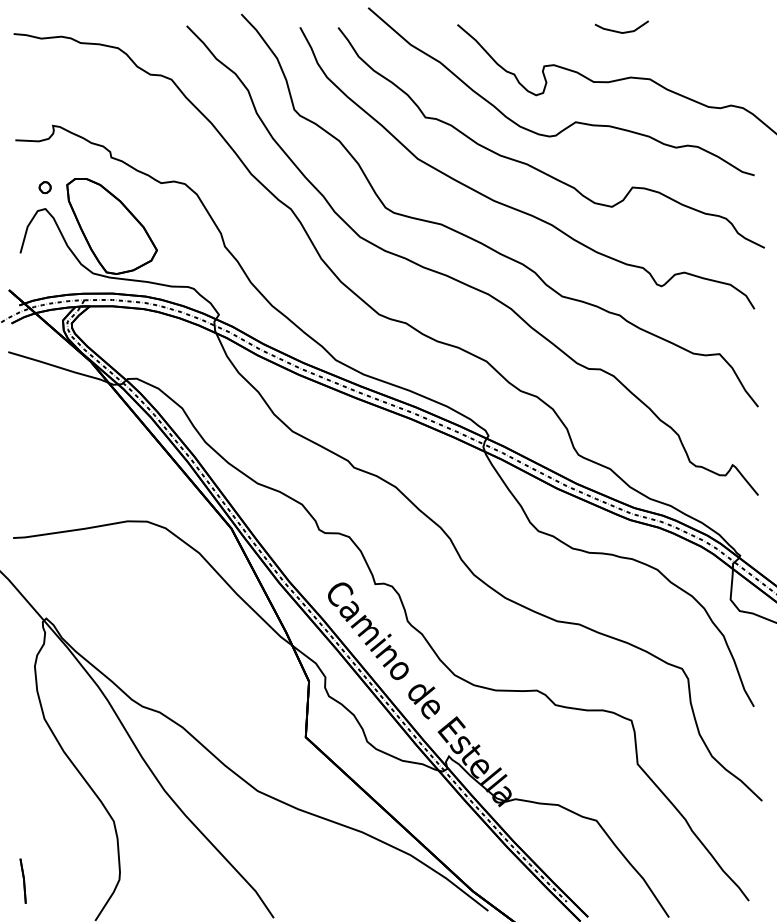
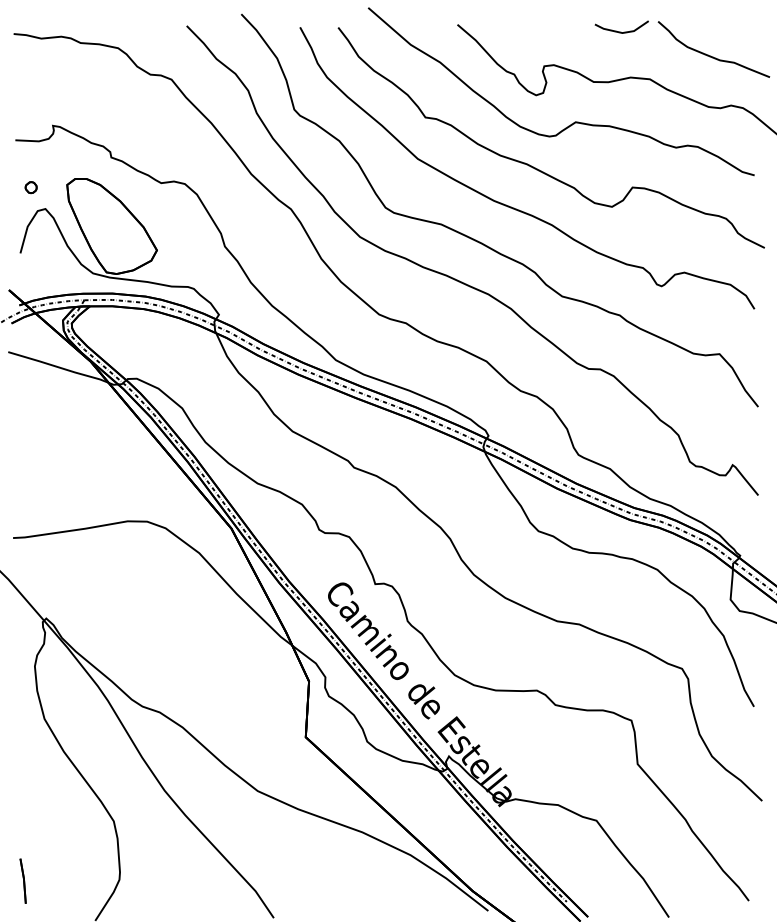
curve: none -> present (710, 55)
part position: (44, 187) -> (30, 187) (30, 187)
